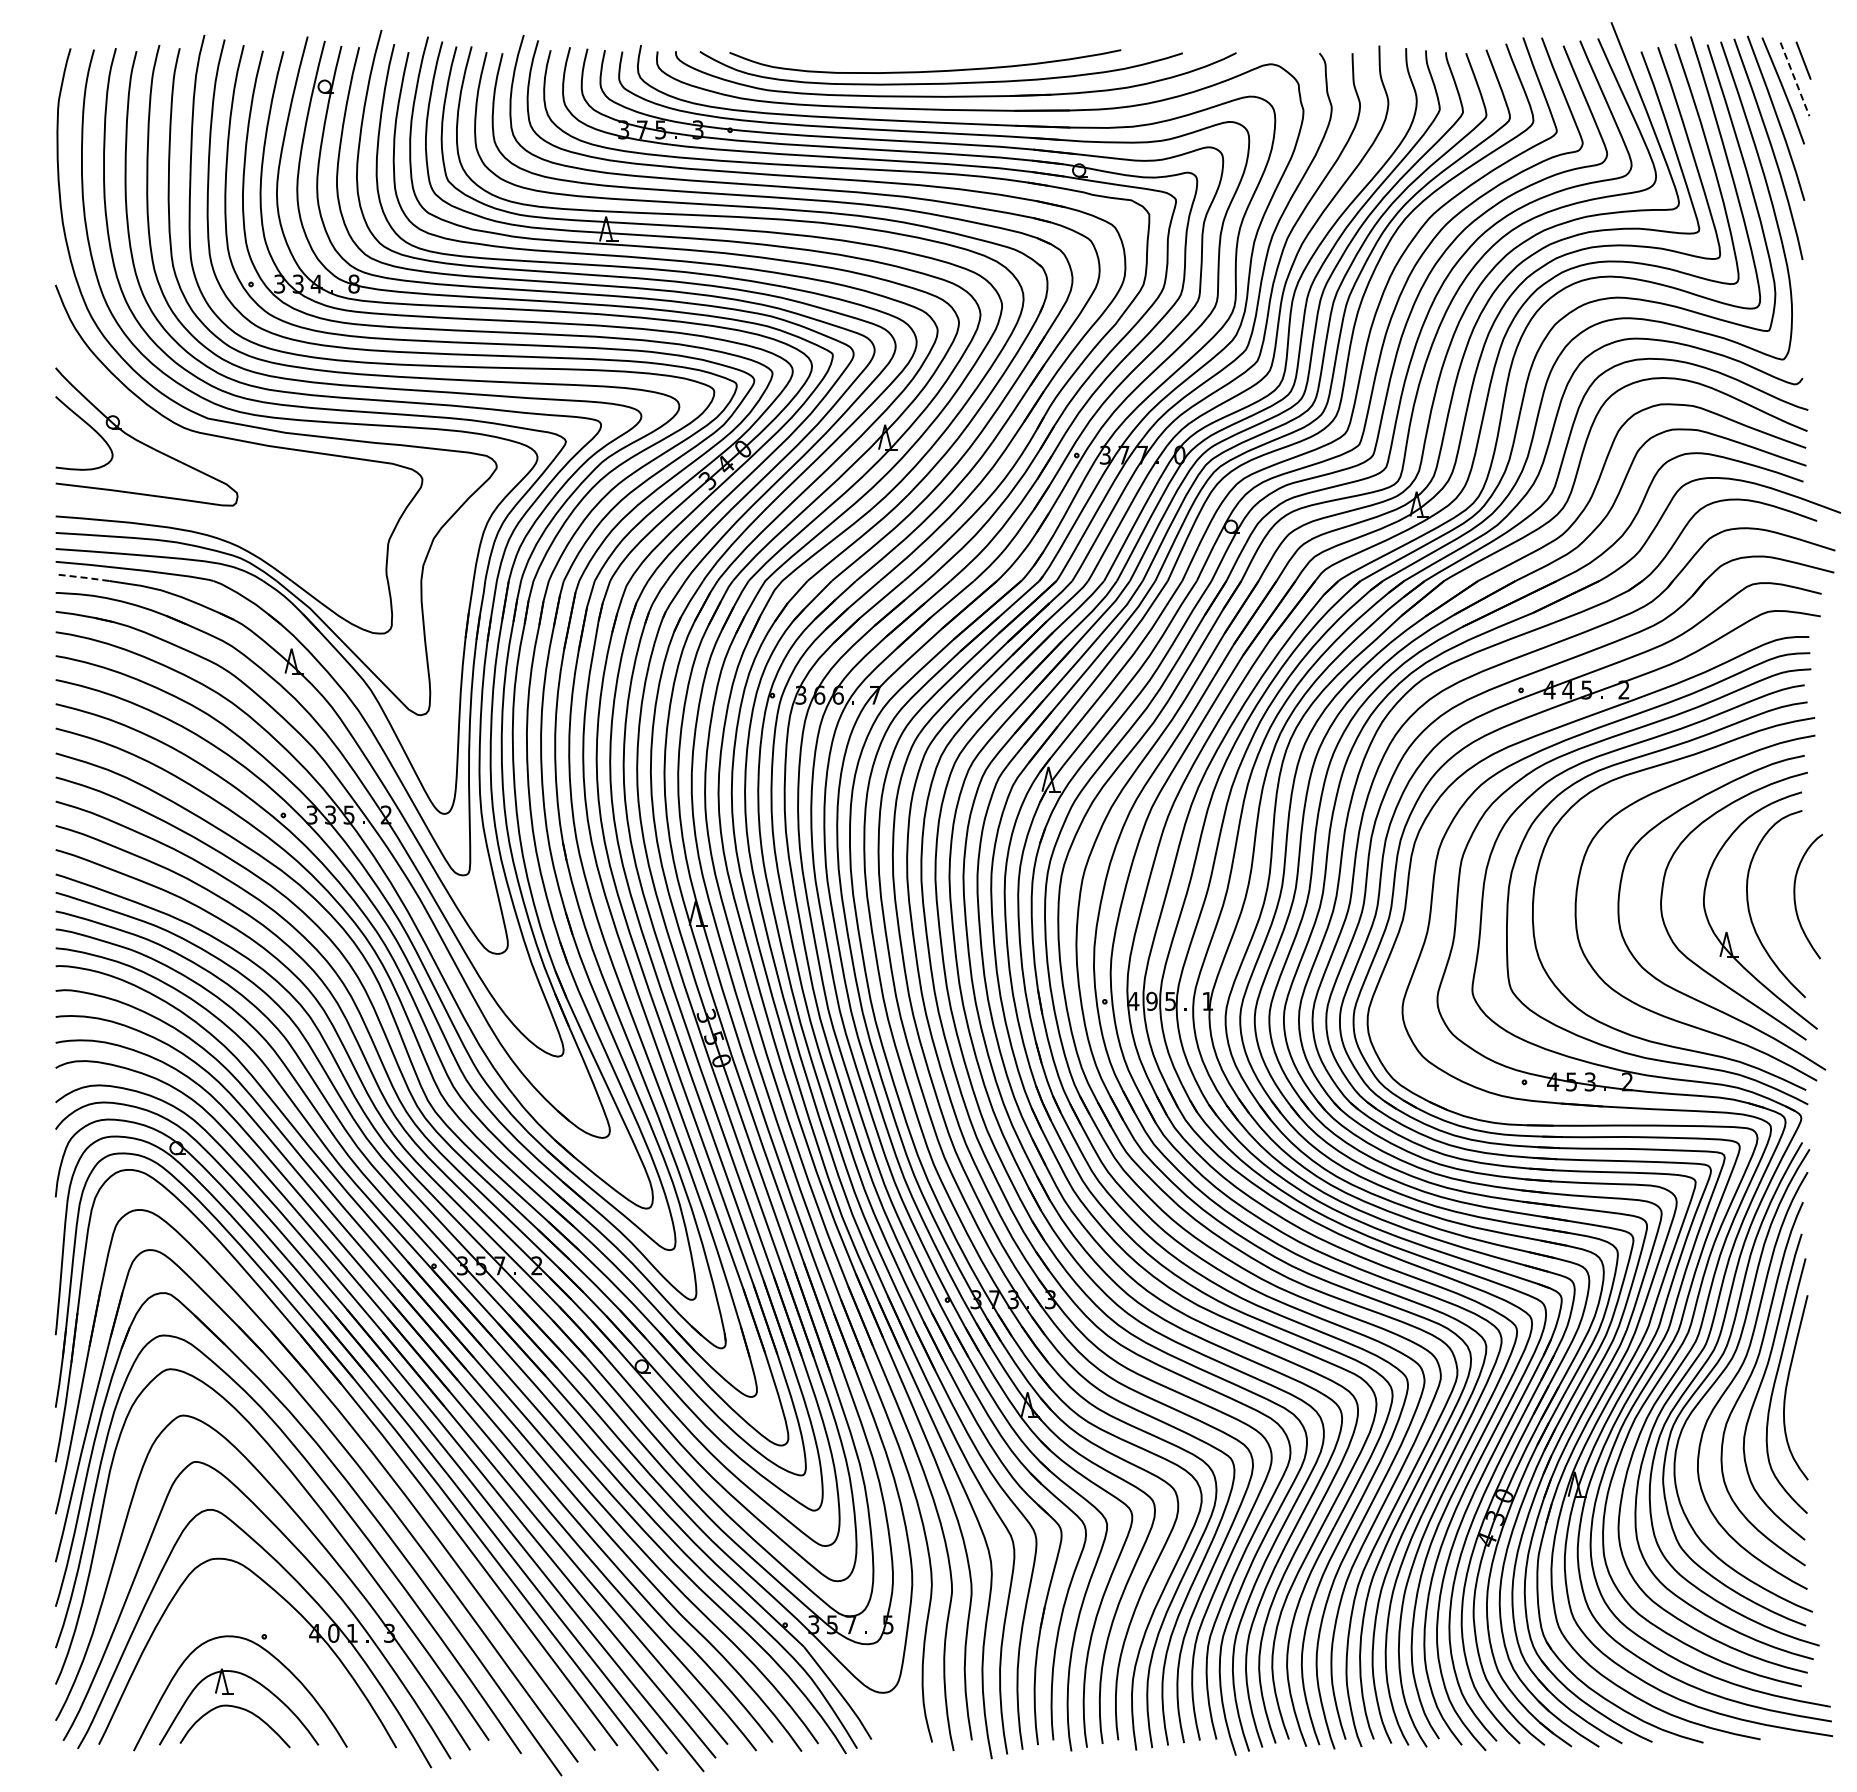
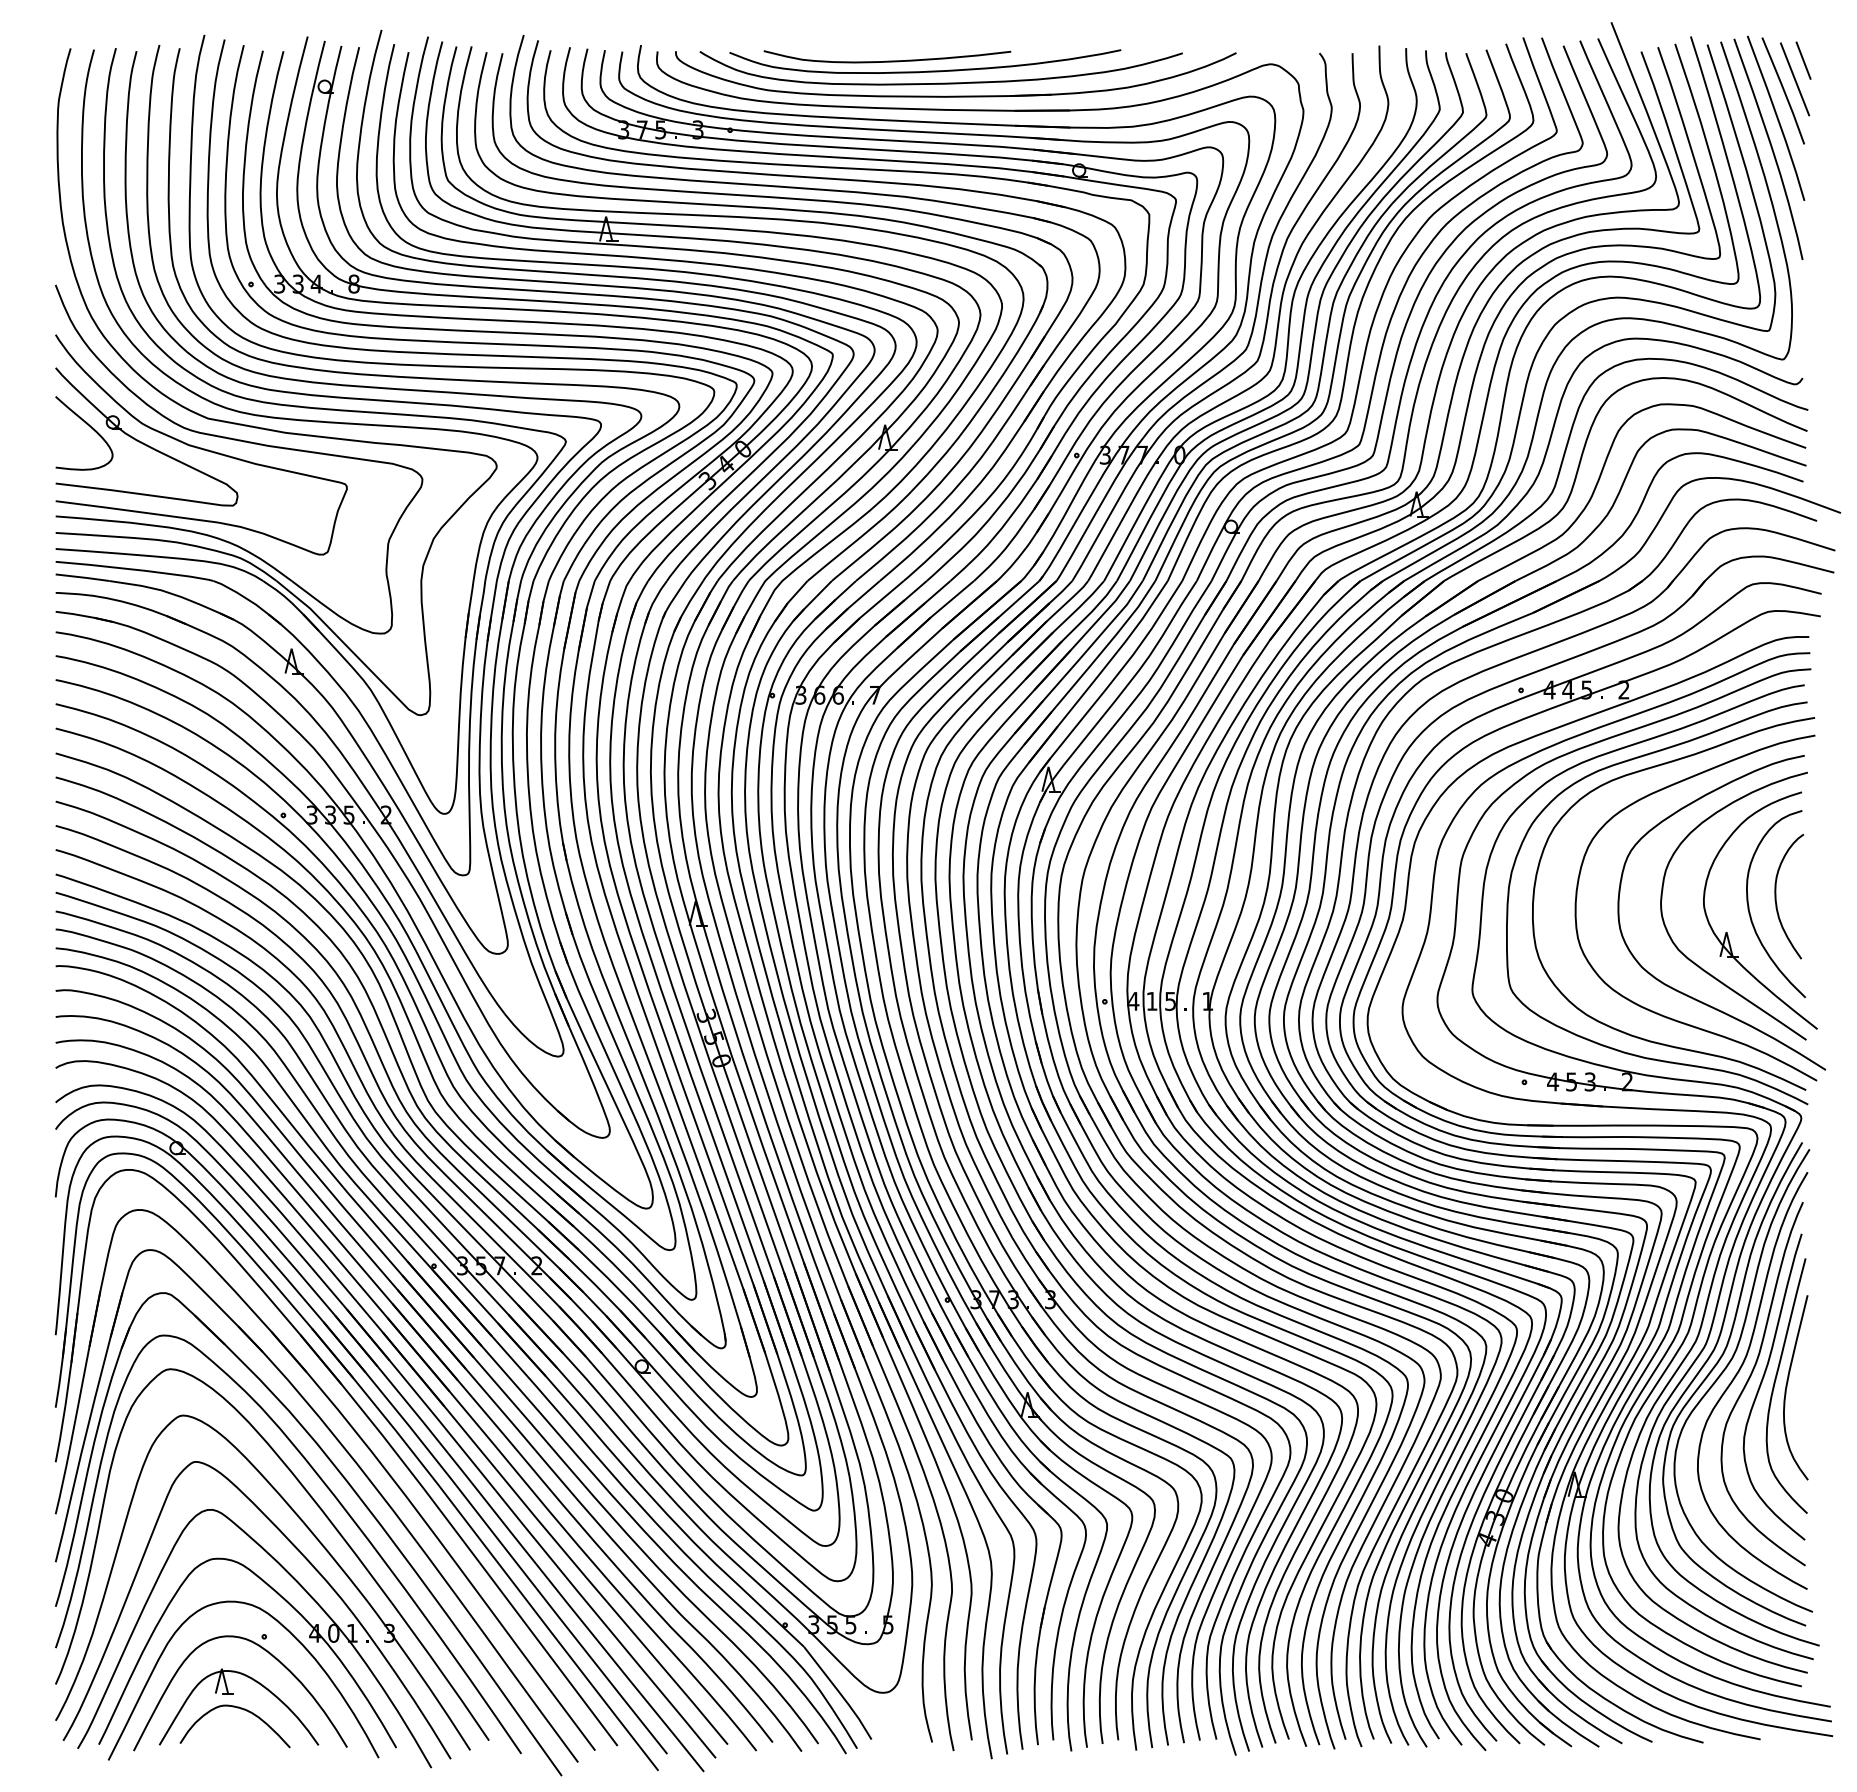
curve: none -> present (887, 60)
line: dashed -> solid (1795, 80)
curve: none -> present (201, 447)
line: dashed -> solid (82, 577)
curve position: (1795, 896) -> (1776, 896) (1776, 896)
text: 9 -> 1 (1151, 1000)
text: 7 -> 5 (850, 1625)
curve: none -> present (289, 1633)
